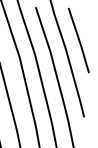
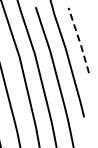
line: solid -> dashed (79, 39)
